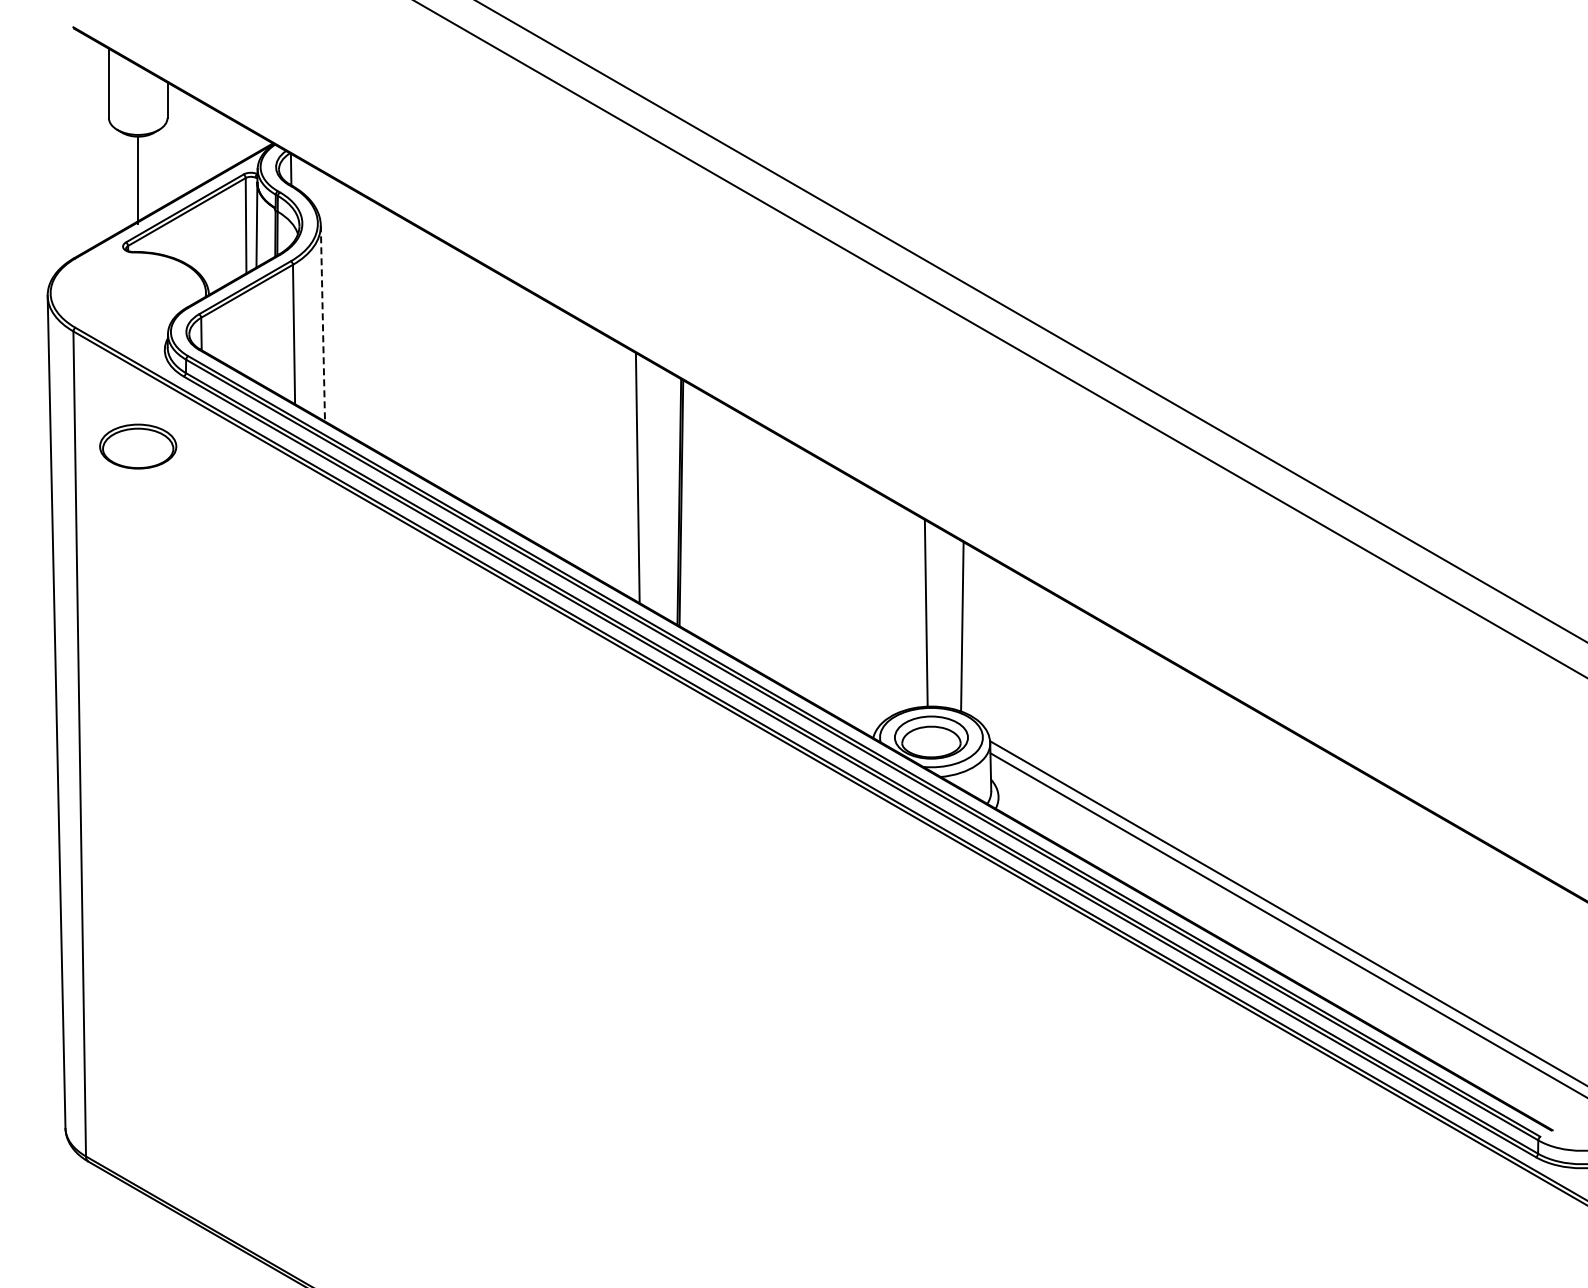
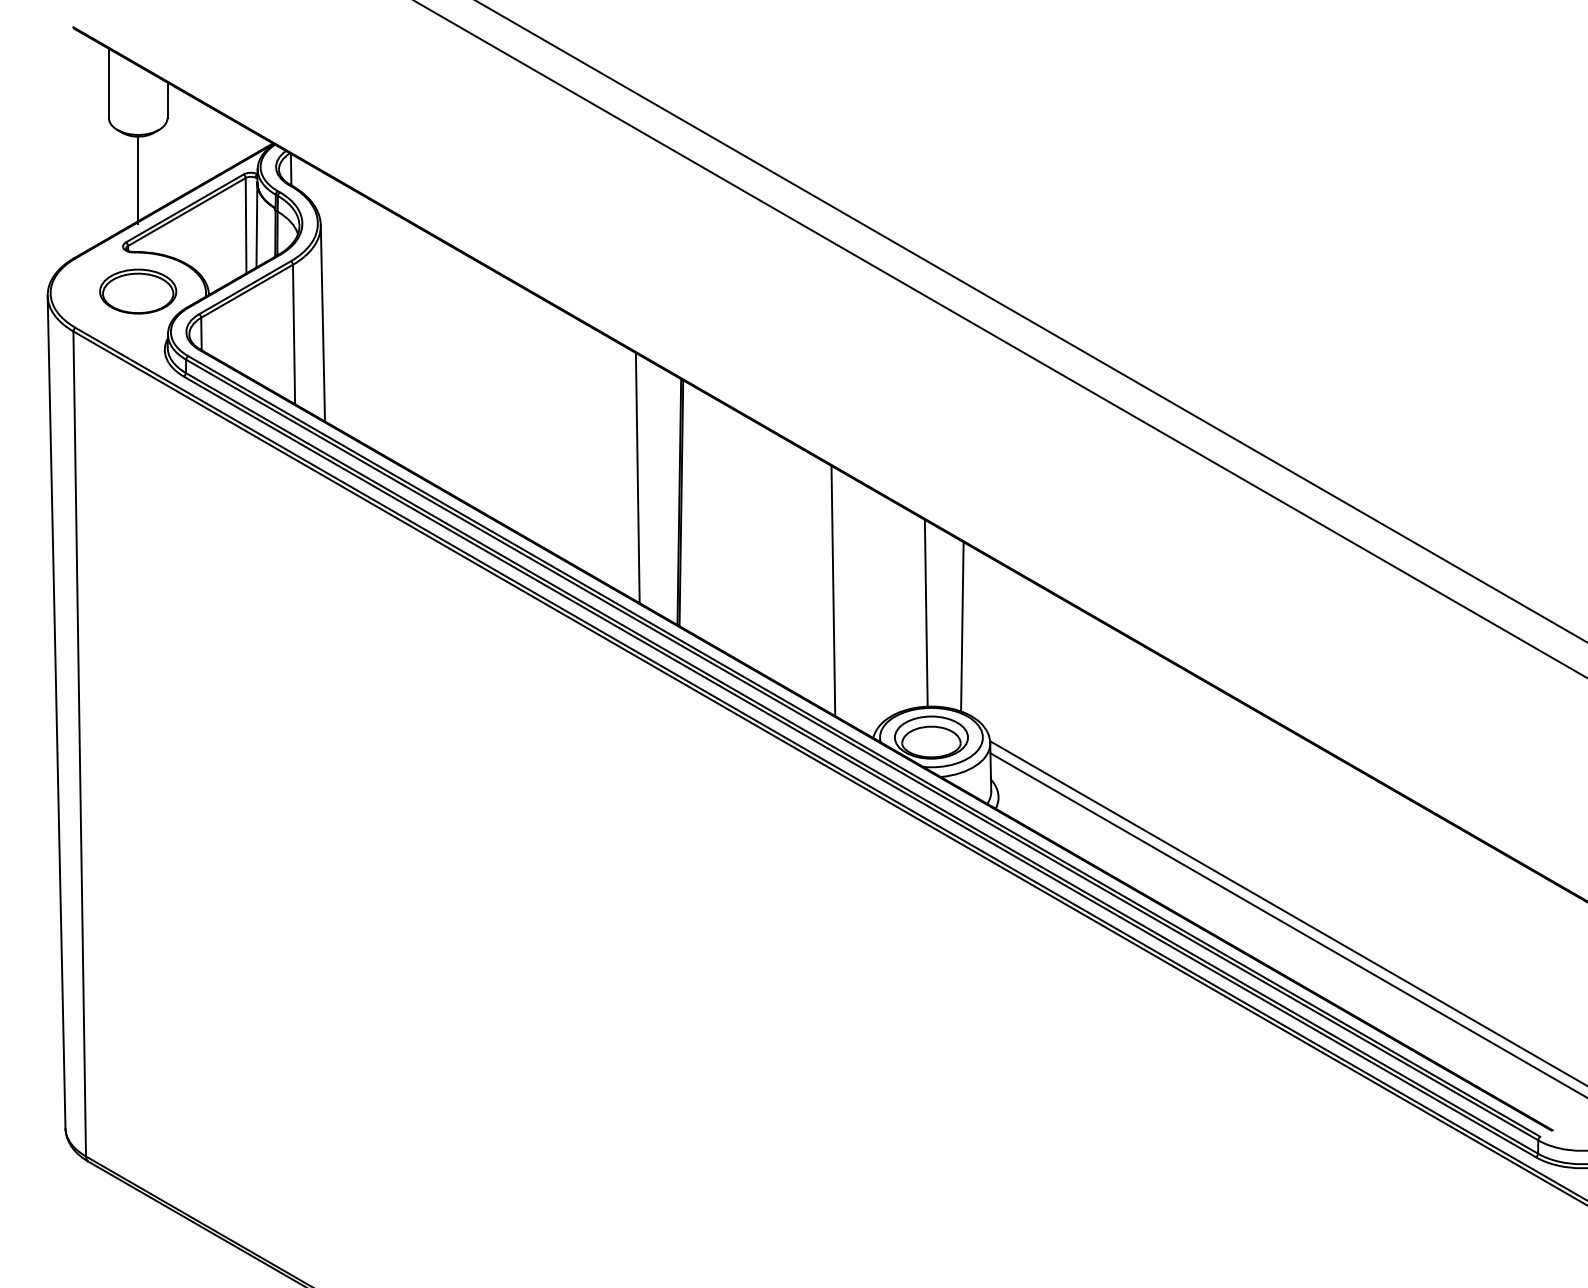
line: dashed -> solid (322, 323)
part position: (138, 446) -> (138, 291) (138, 291)
line: none -> present (833, 590)
